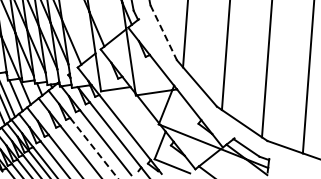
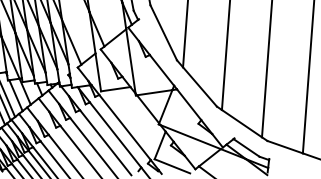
line: dashed -> solid (163, 32)
line: dashed -> solid (94, 148)
